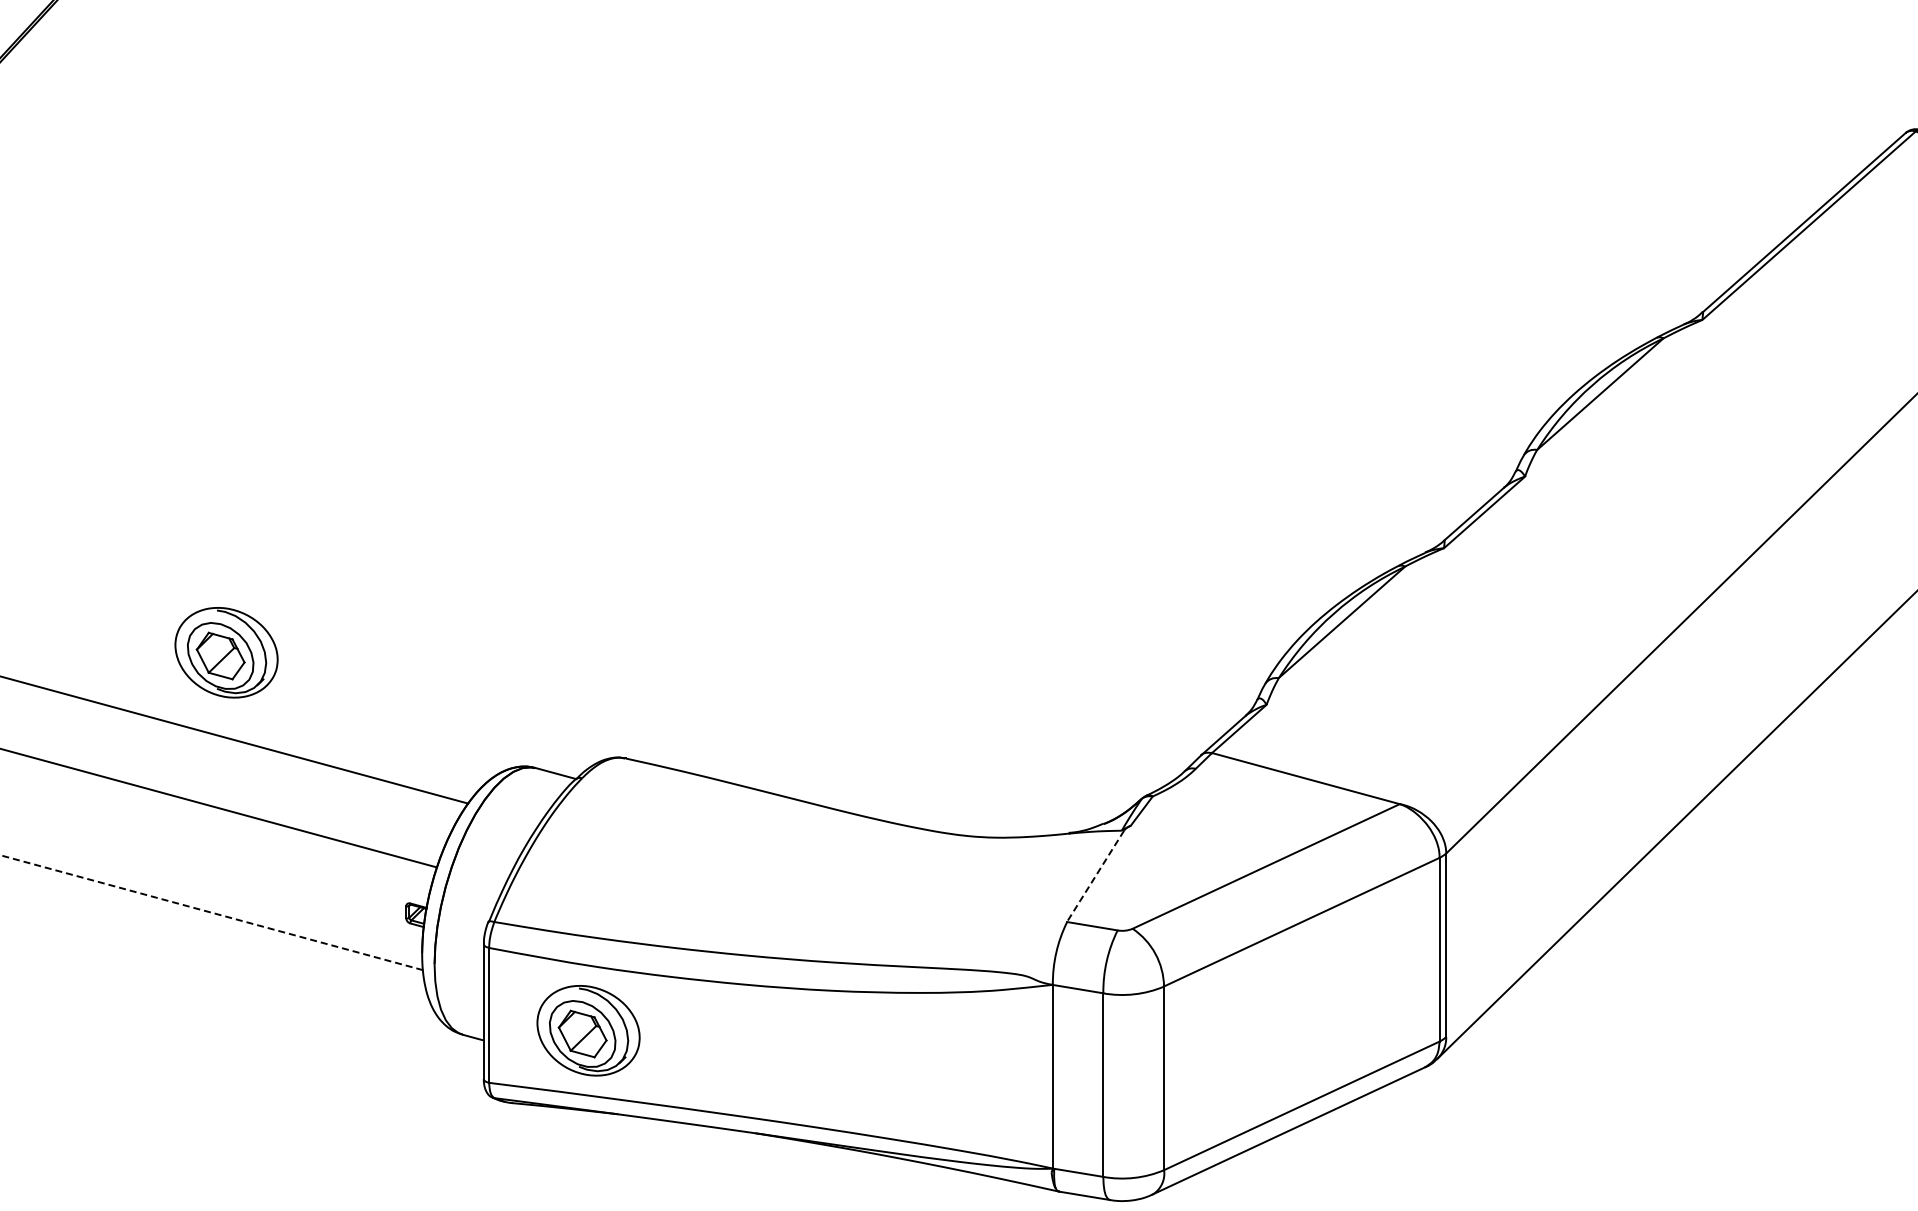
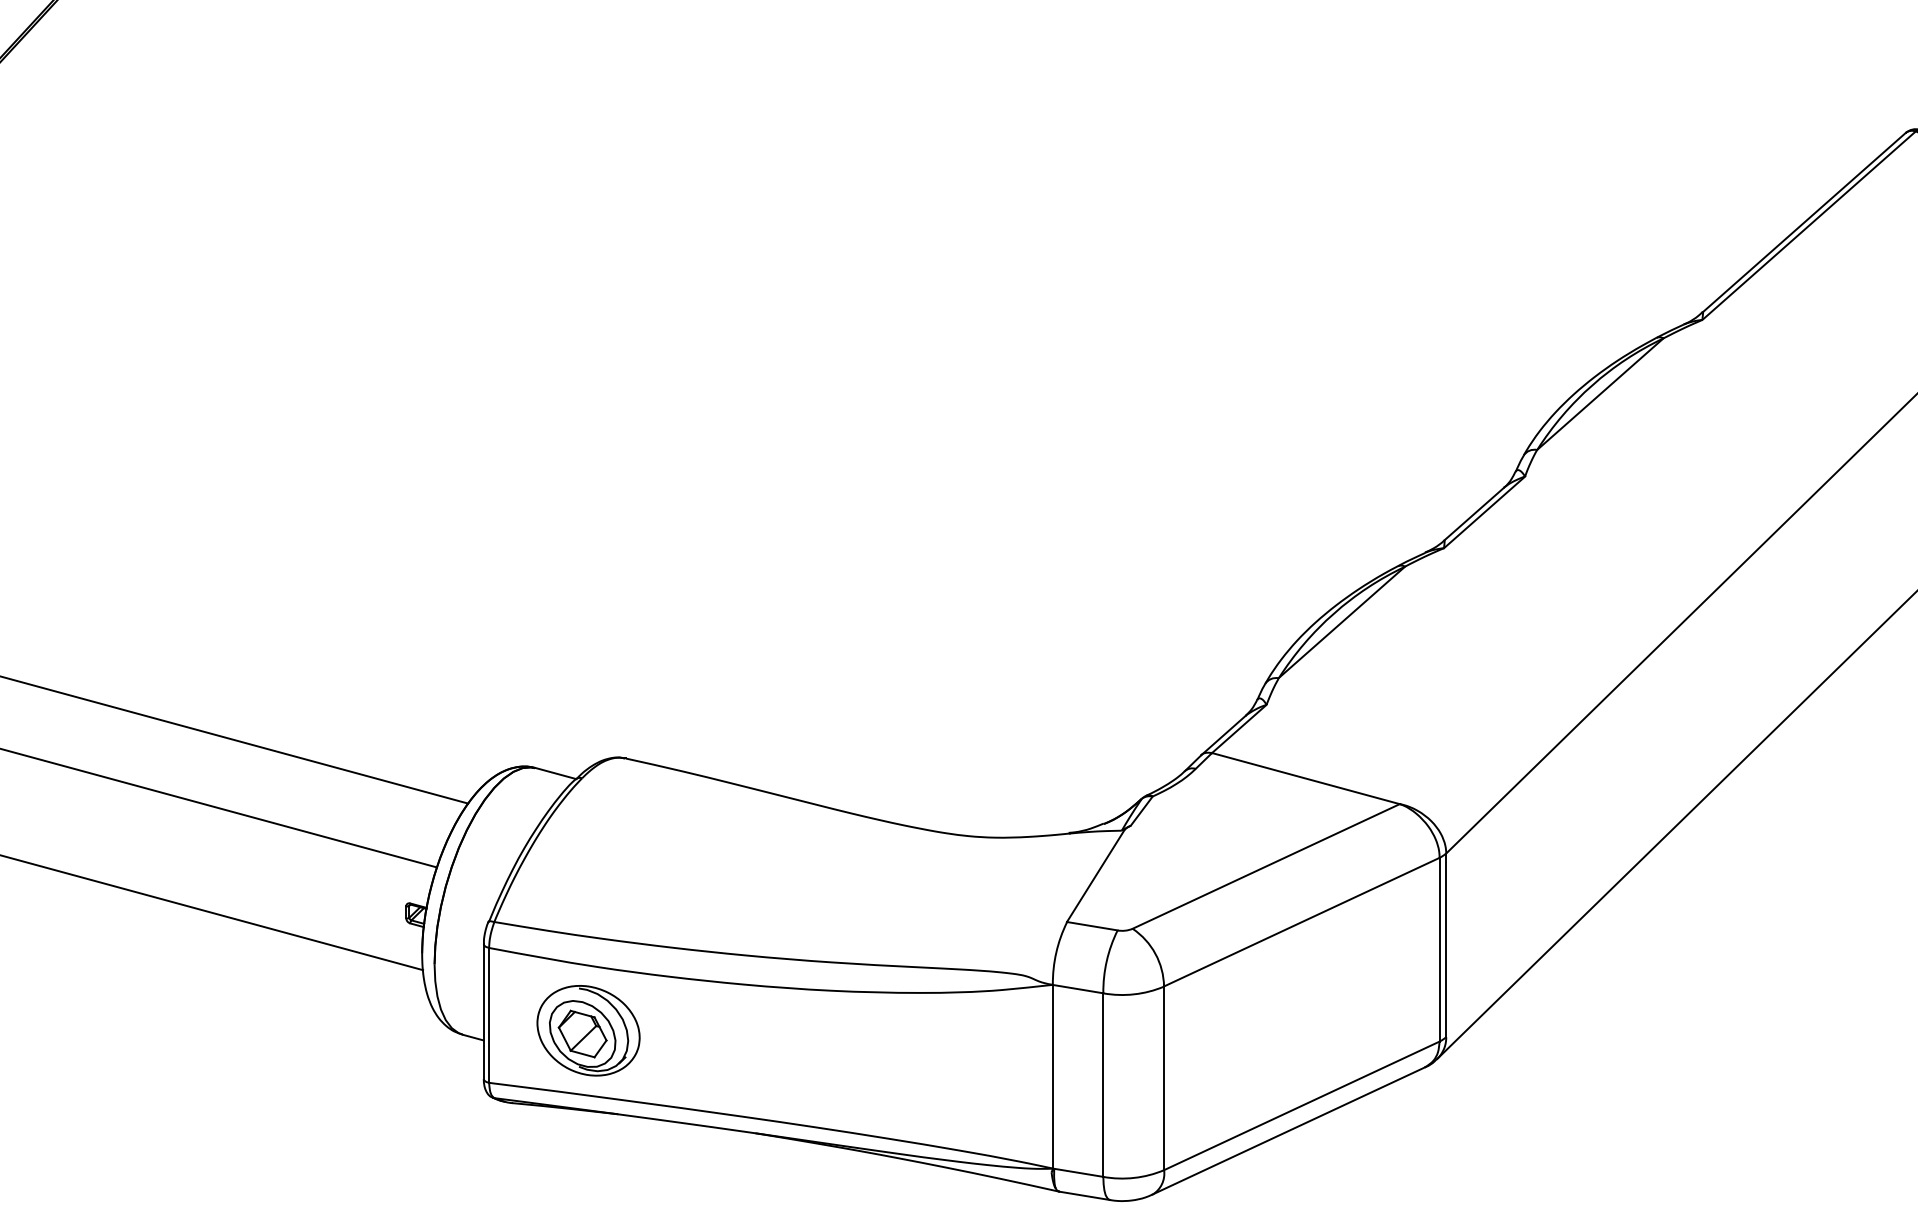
part: present -> none (226, 652)
line: dashed -> solid (1095, 876)
line: dashed -> solid (211, 912)
